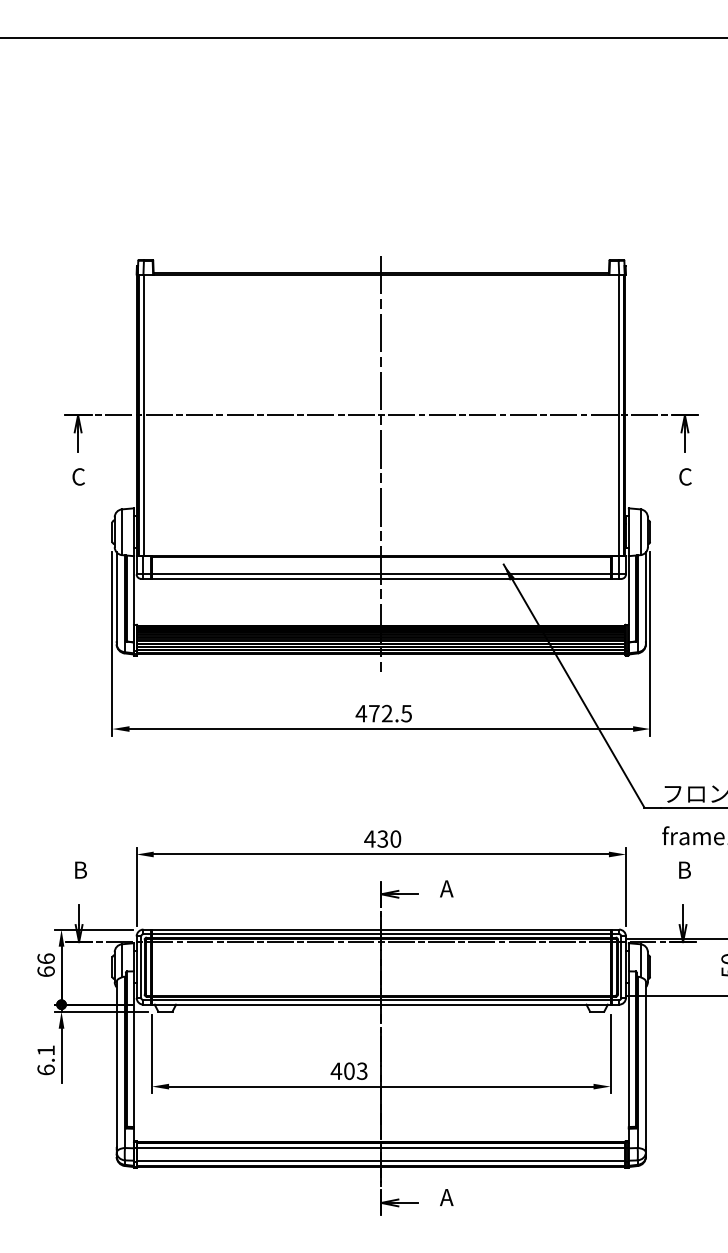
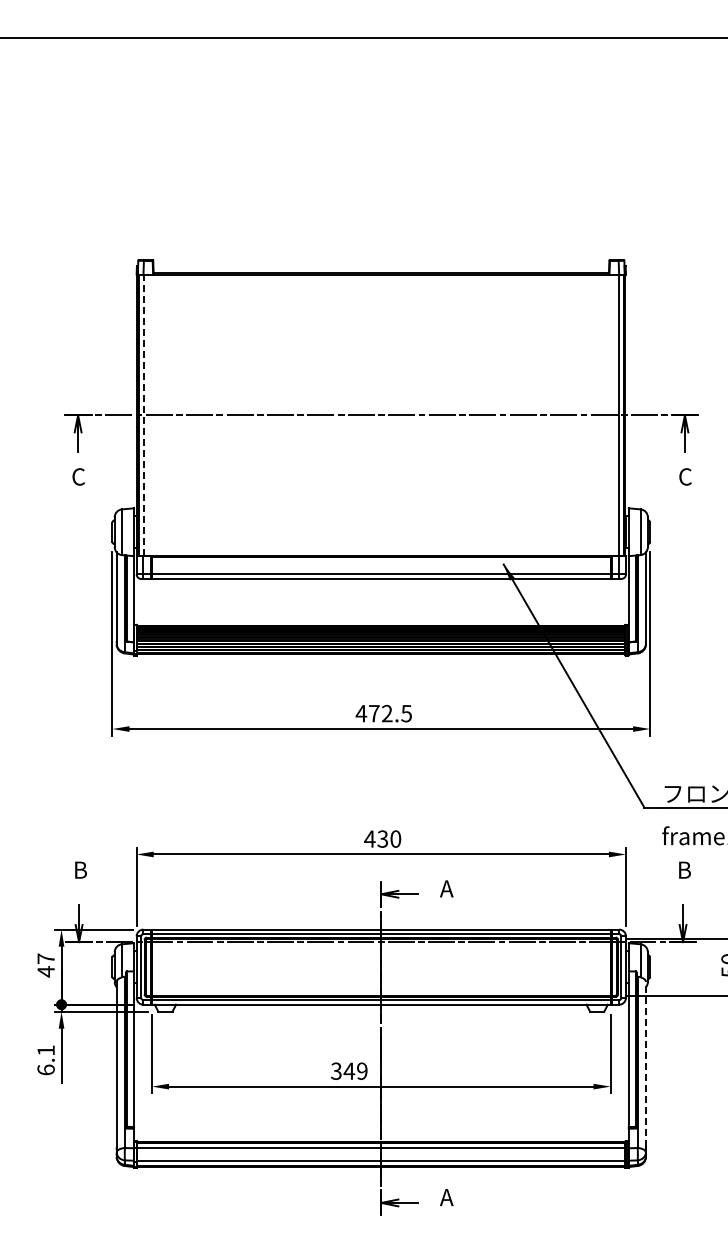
line: solid -> dashed (143, 415)
line: present -> none (381, 463)
text: 66 -> 47 (45, 965)
line: solid -> dashed (645, 1064)
text: 403 -> 349 (348, 1070)
